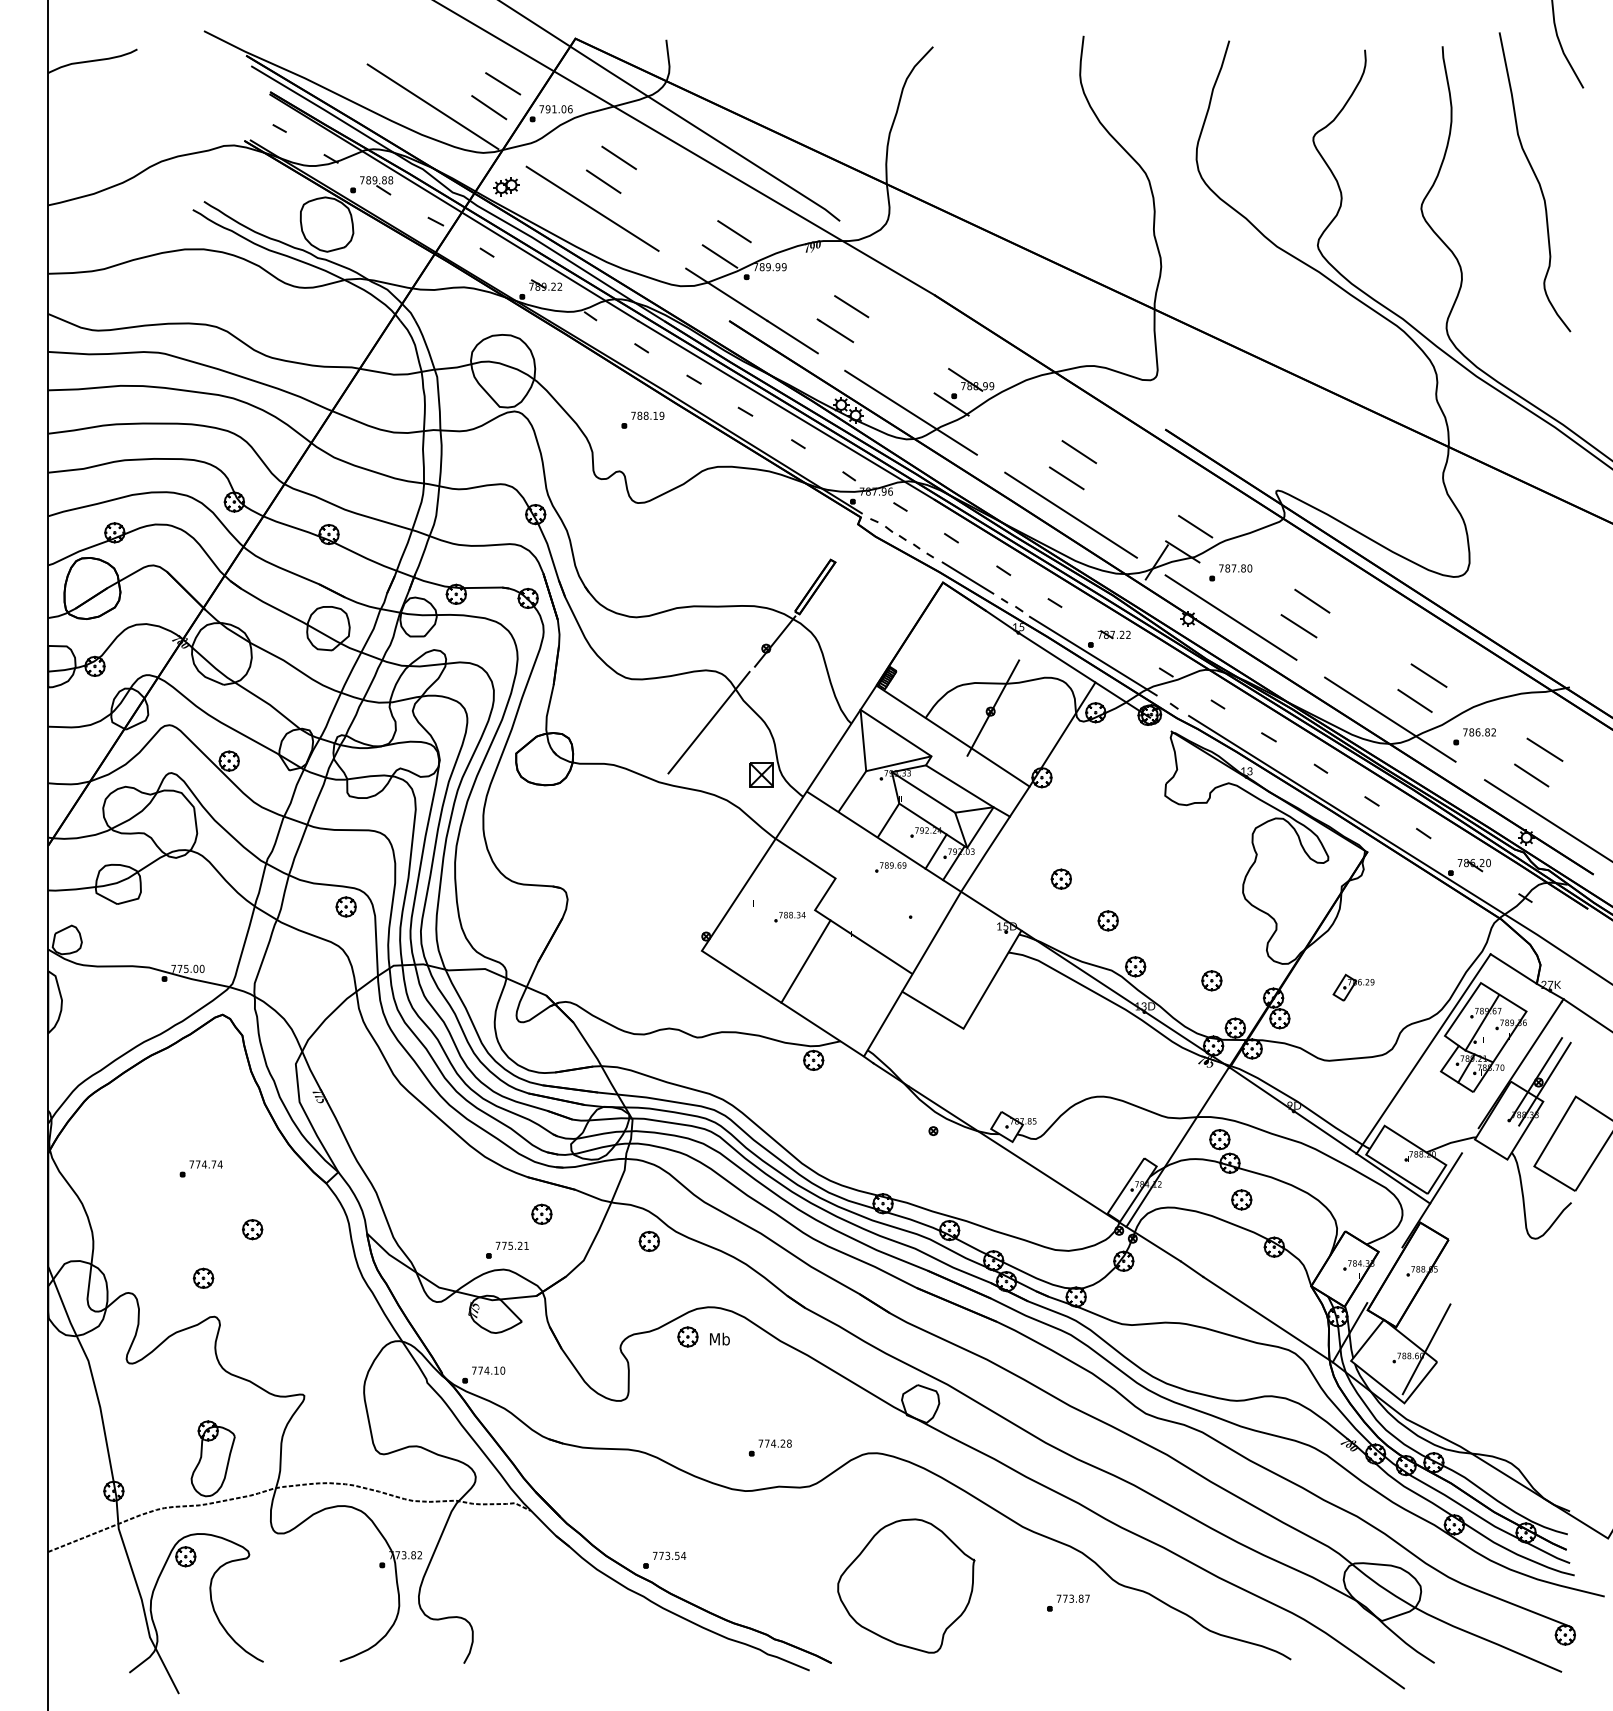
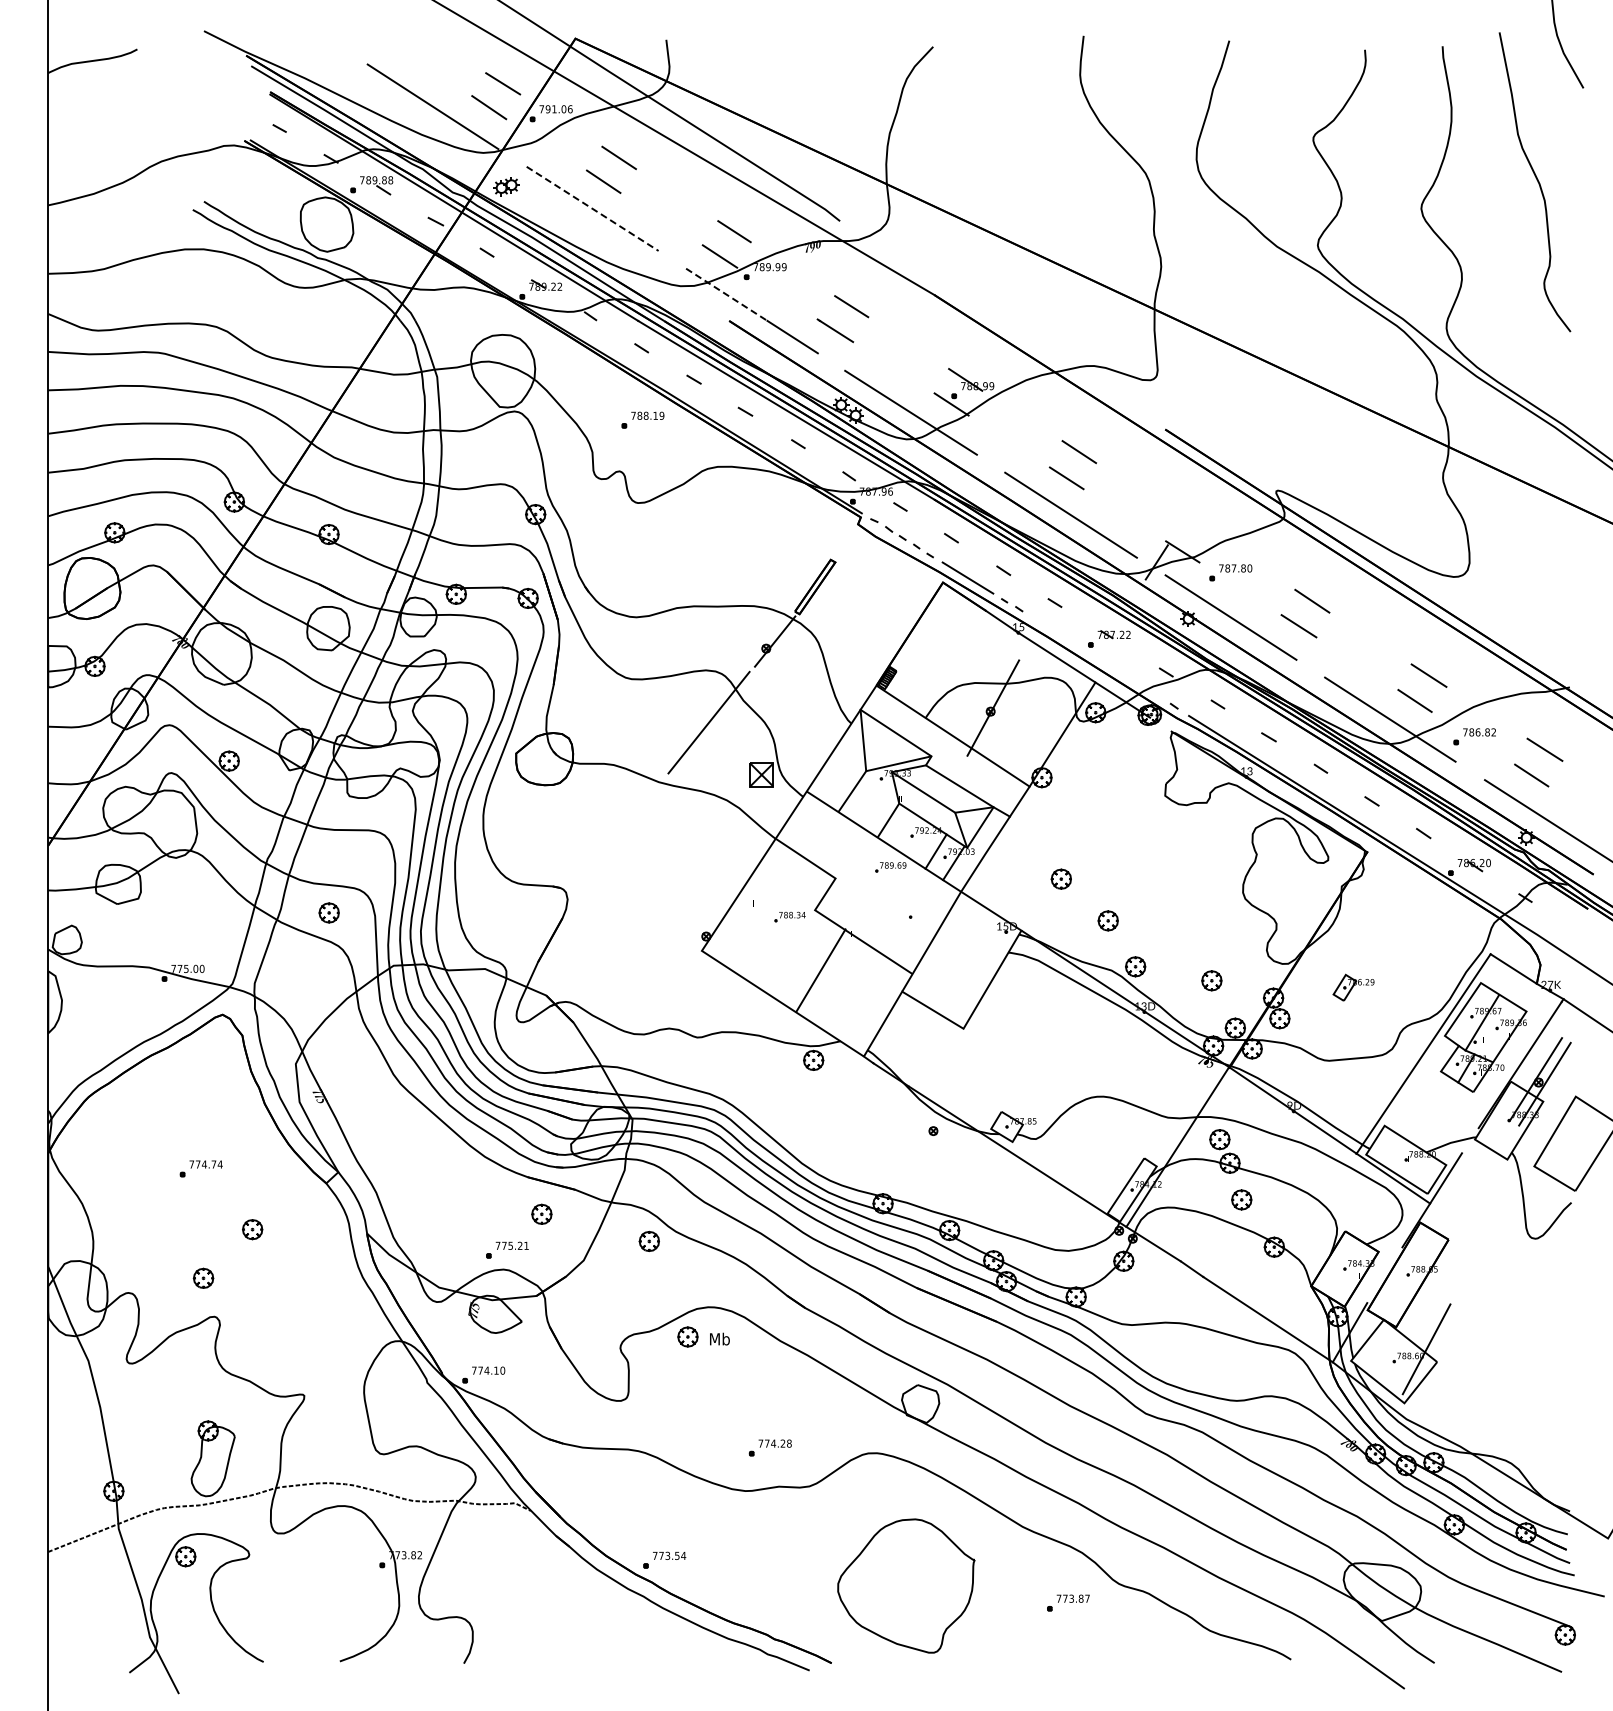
line: solid -> dashed (593, 209)
line: solid -> dashed (727, 295)
line: present -> none (1195, 526)
line: present -> none (1092, 655)
part position: (345, 906) -> (328, 912) (328, 912)
line position: (805, 961) -> (820, 970) (820, 970)
